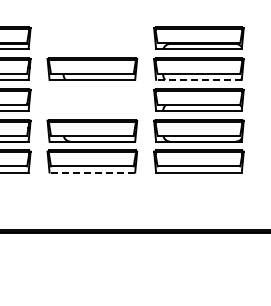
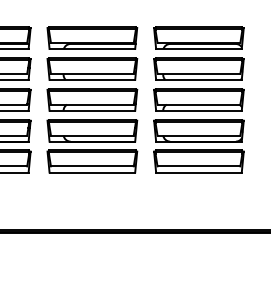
part: none -> present (92, 37)
line: dashed -> solid (198, 79)
part: none -> present (92, 99)
line: dashed -> solid (92, 172)
